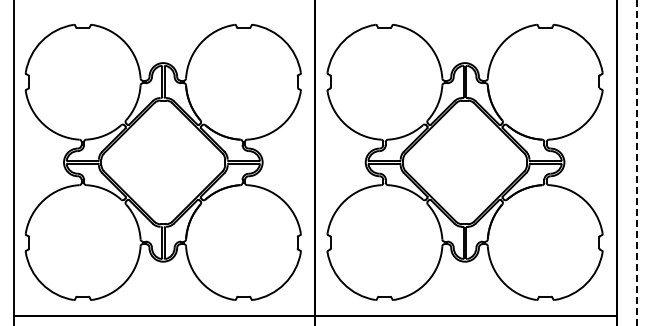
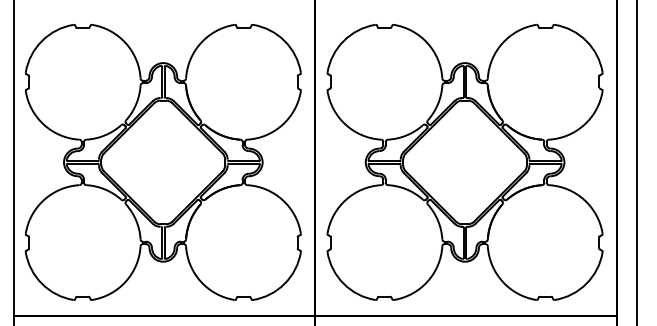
line: dashed -> solid (637, 163)
